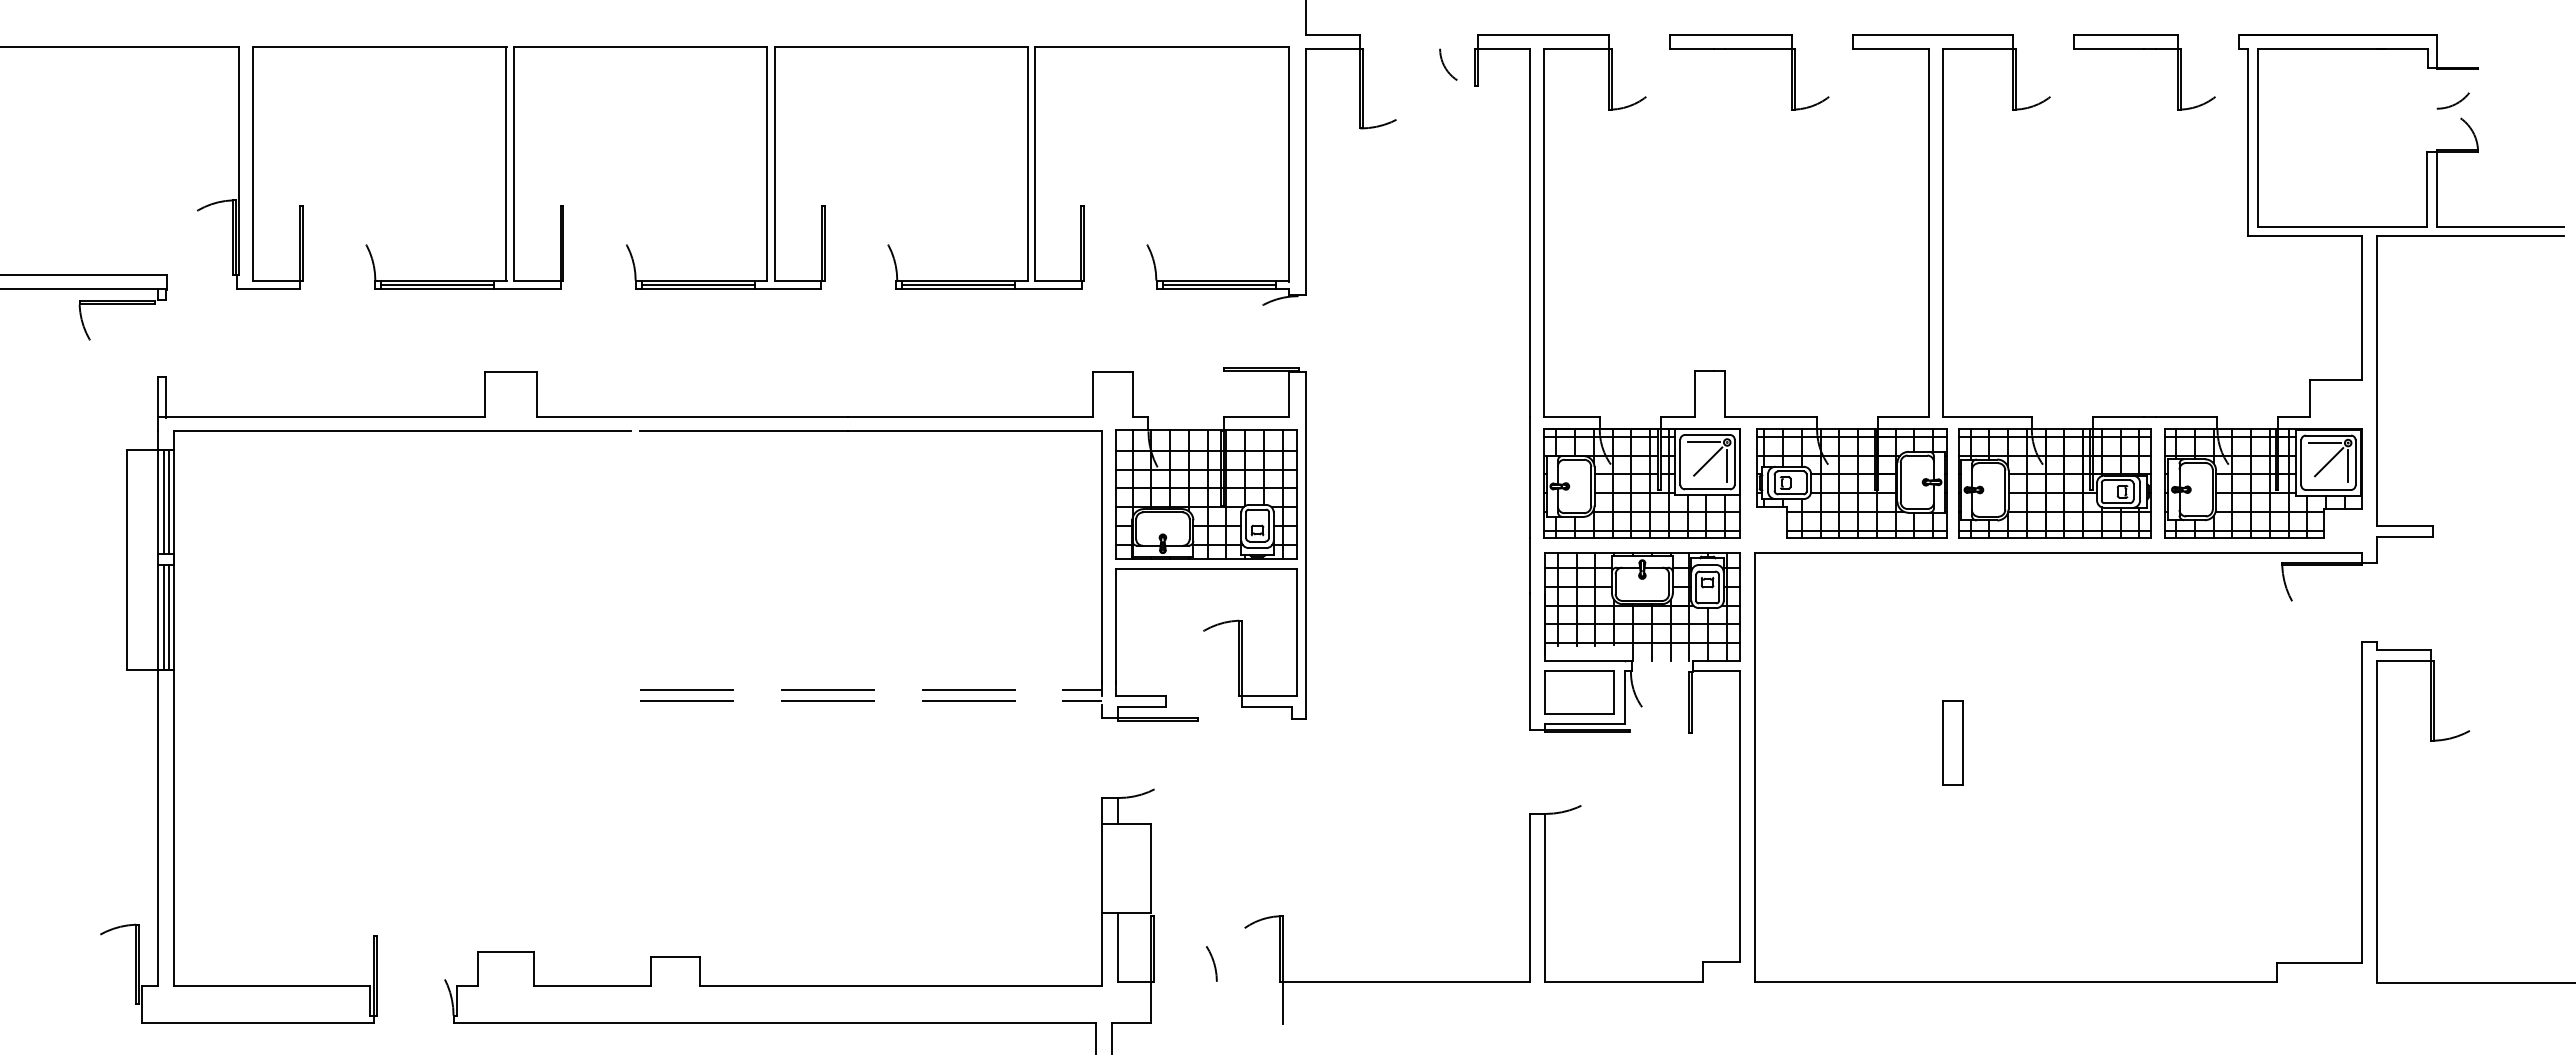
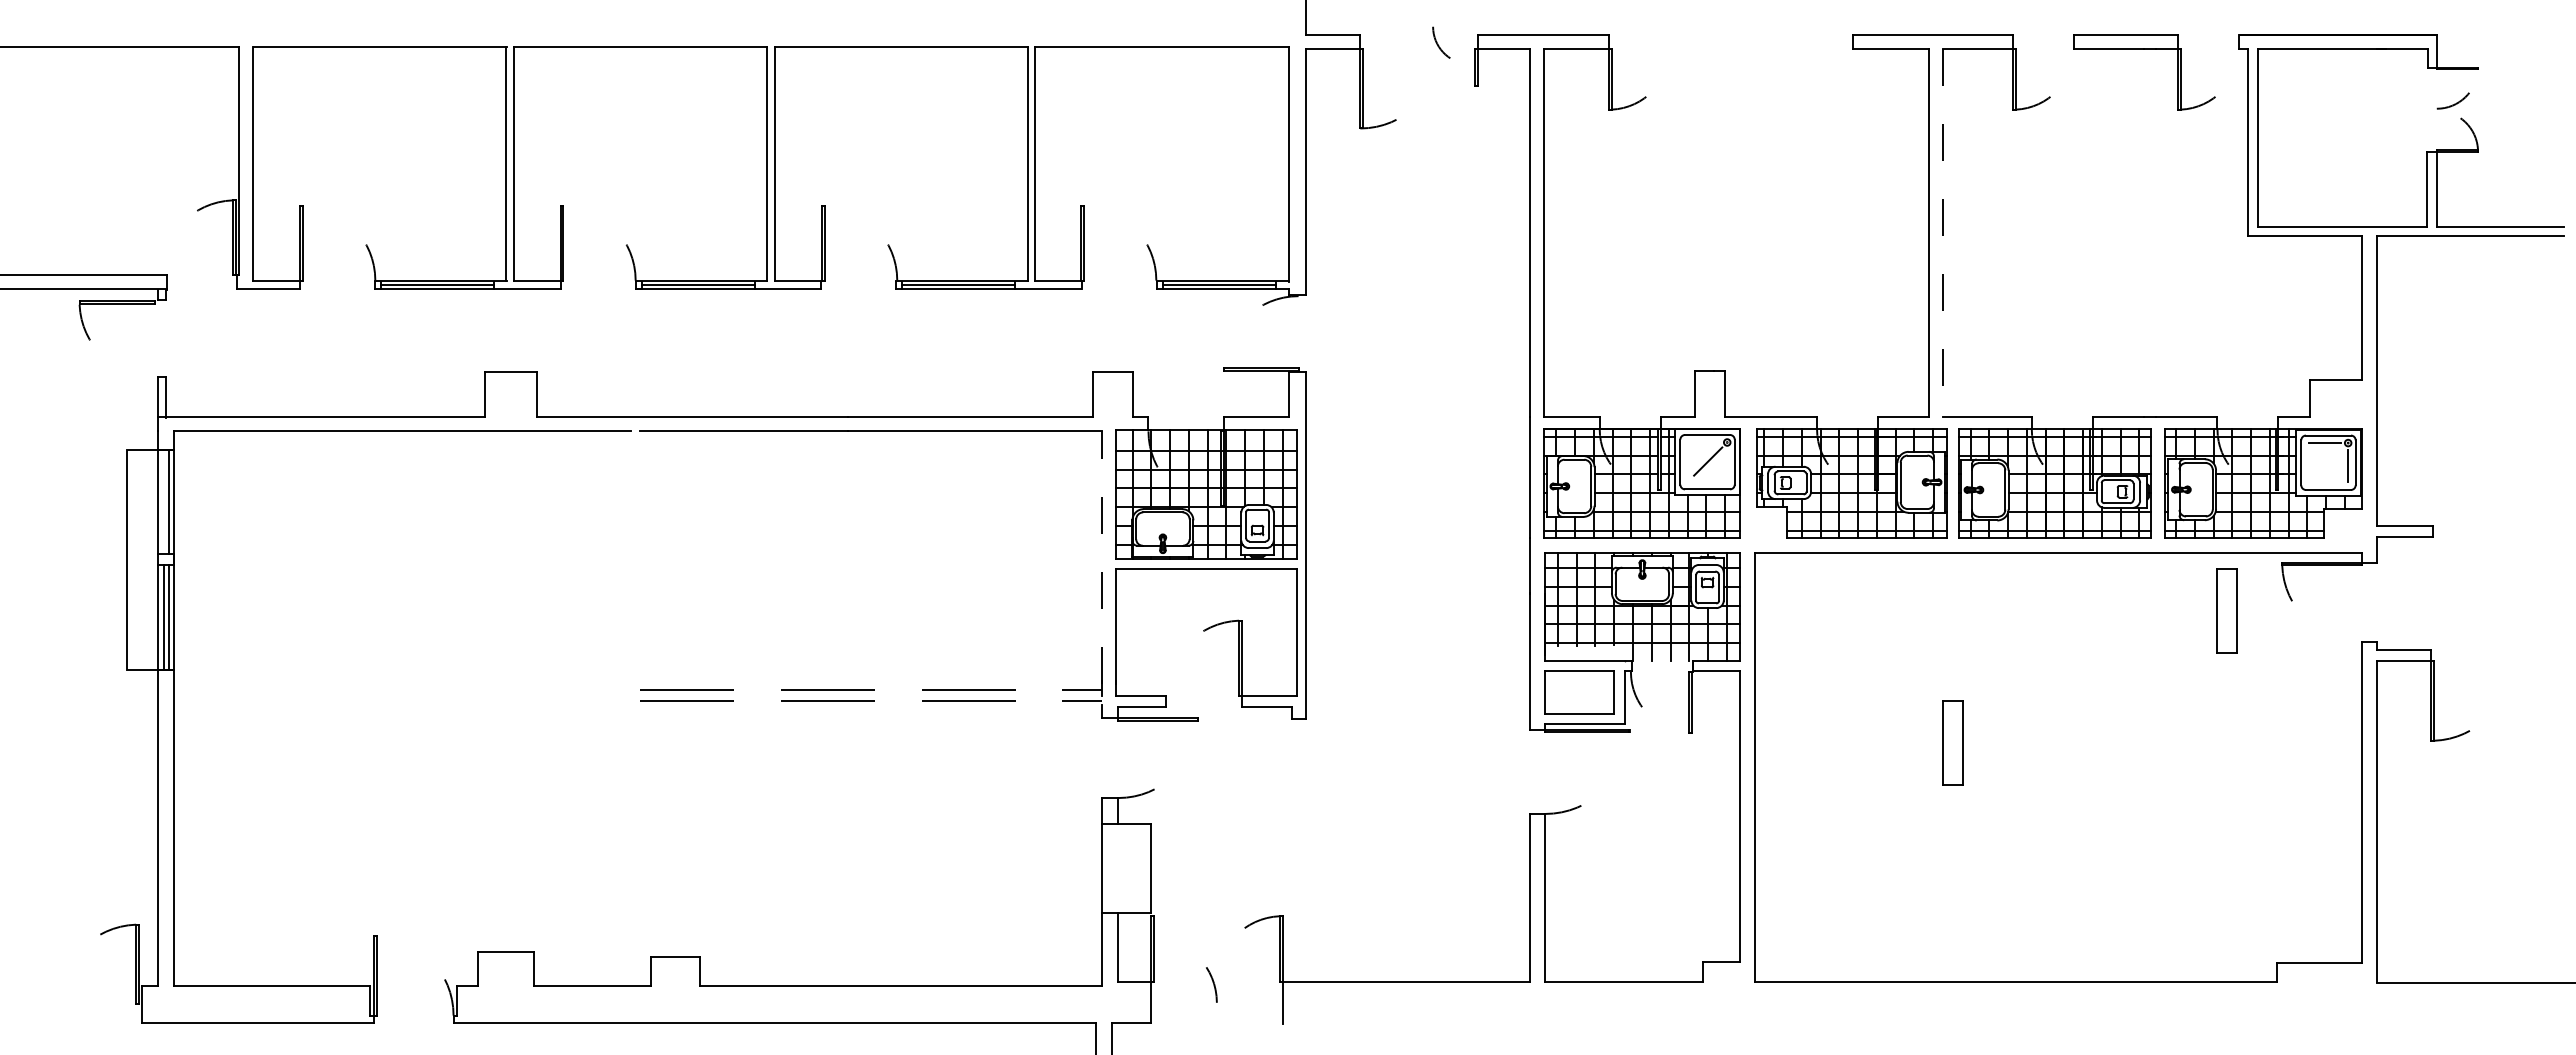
part: present -> none (1749, 49)
arc position: (1445, 65) -> (1438, 43) (1438, 43)
line: solid -> dashed (1942, 233)
line: present -> none (1703, 442)
line: present -> none (2329, 462)
line: present -> none (1727, 465)
line: present -> none (163, 502)
line: solid -> dashed (1101, 557)
part: none -> present (2226, 610)
arc position: (1213, 963) -> (1213, 984) (1213, 984)
